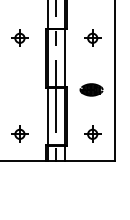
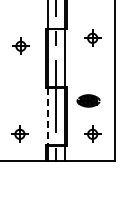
part position: (19, 37) -> (20, 45) (20, 45)
part position: (91, 89) -> (88, 100) (88, 100)
line: solid -> dashed (47, 116)
